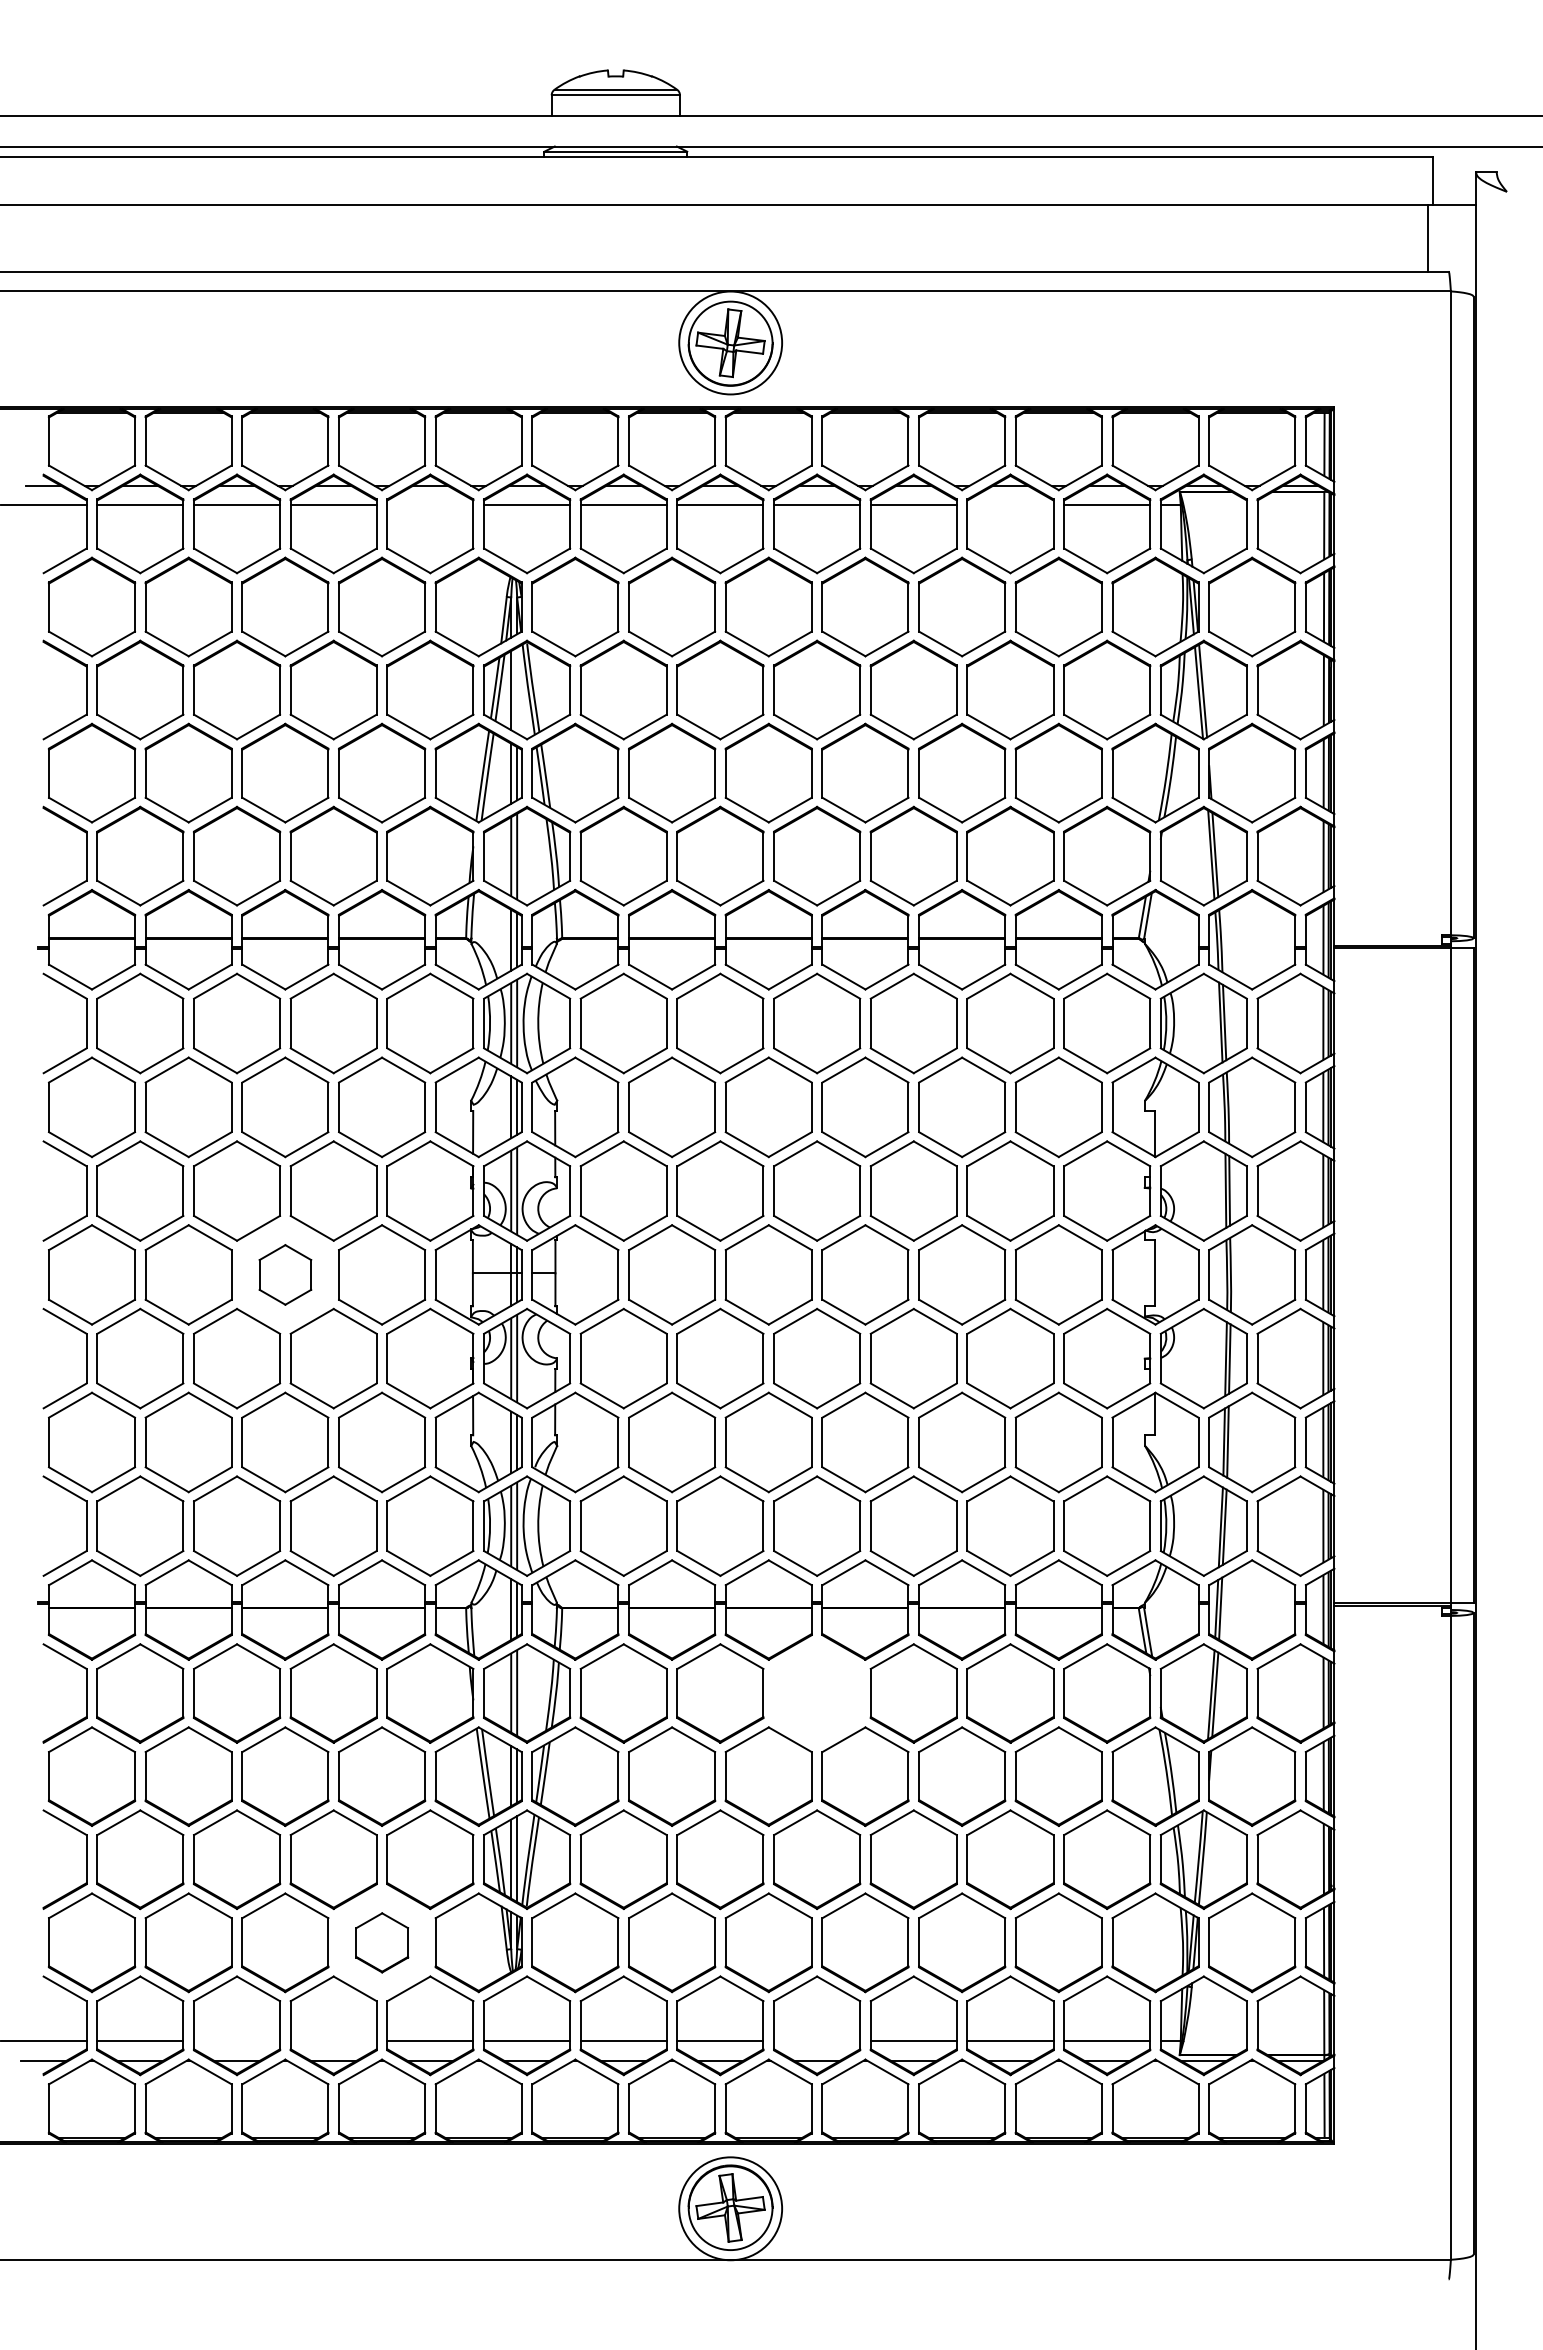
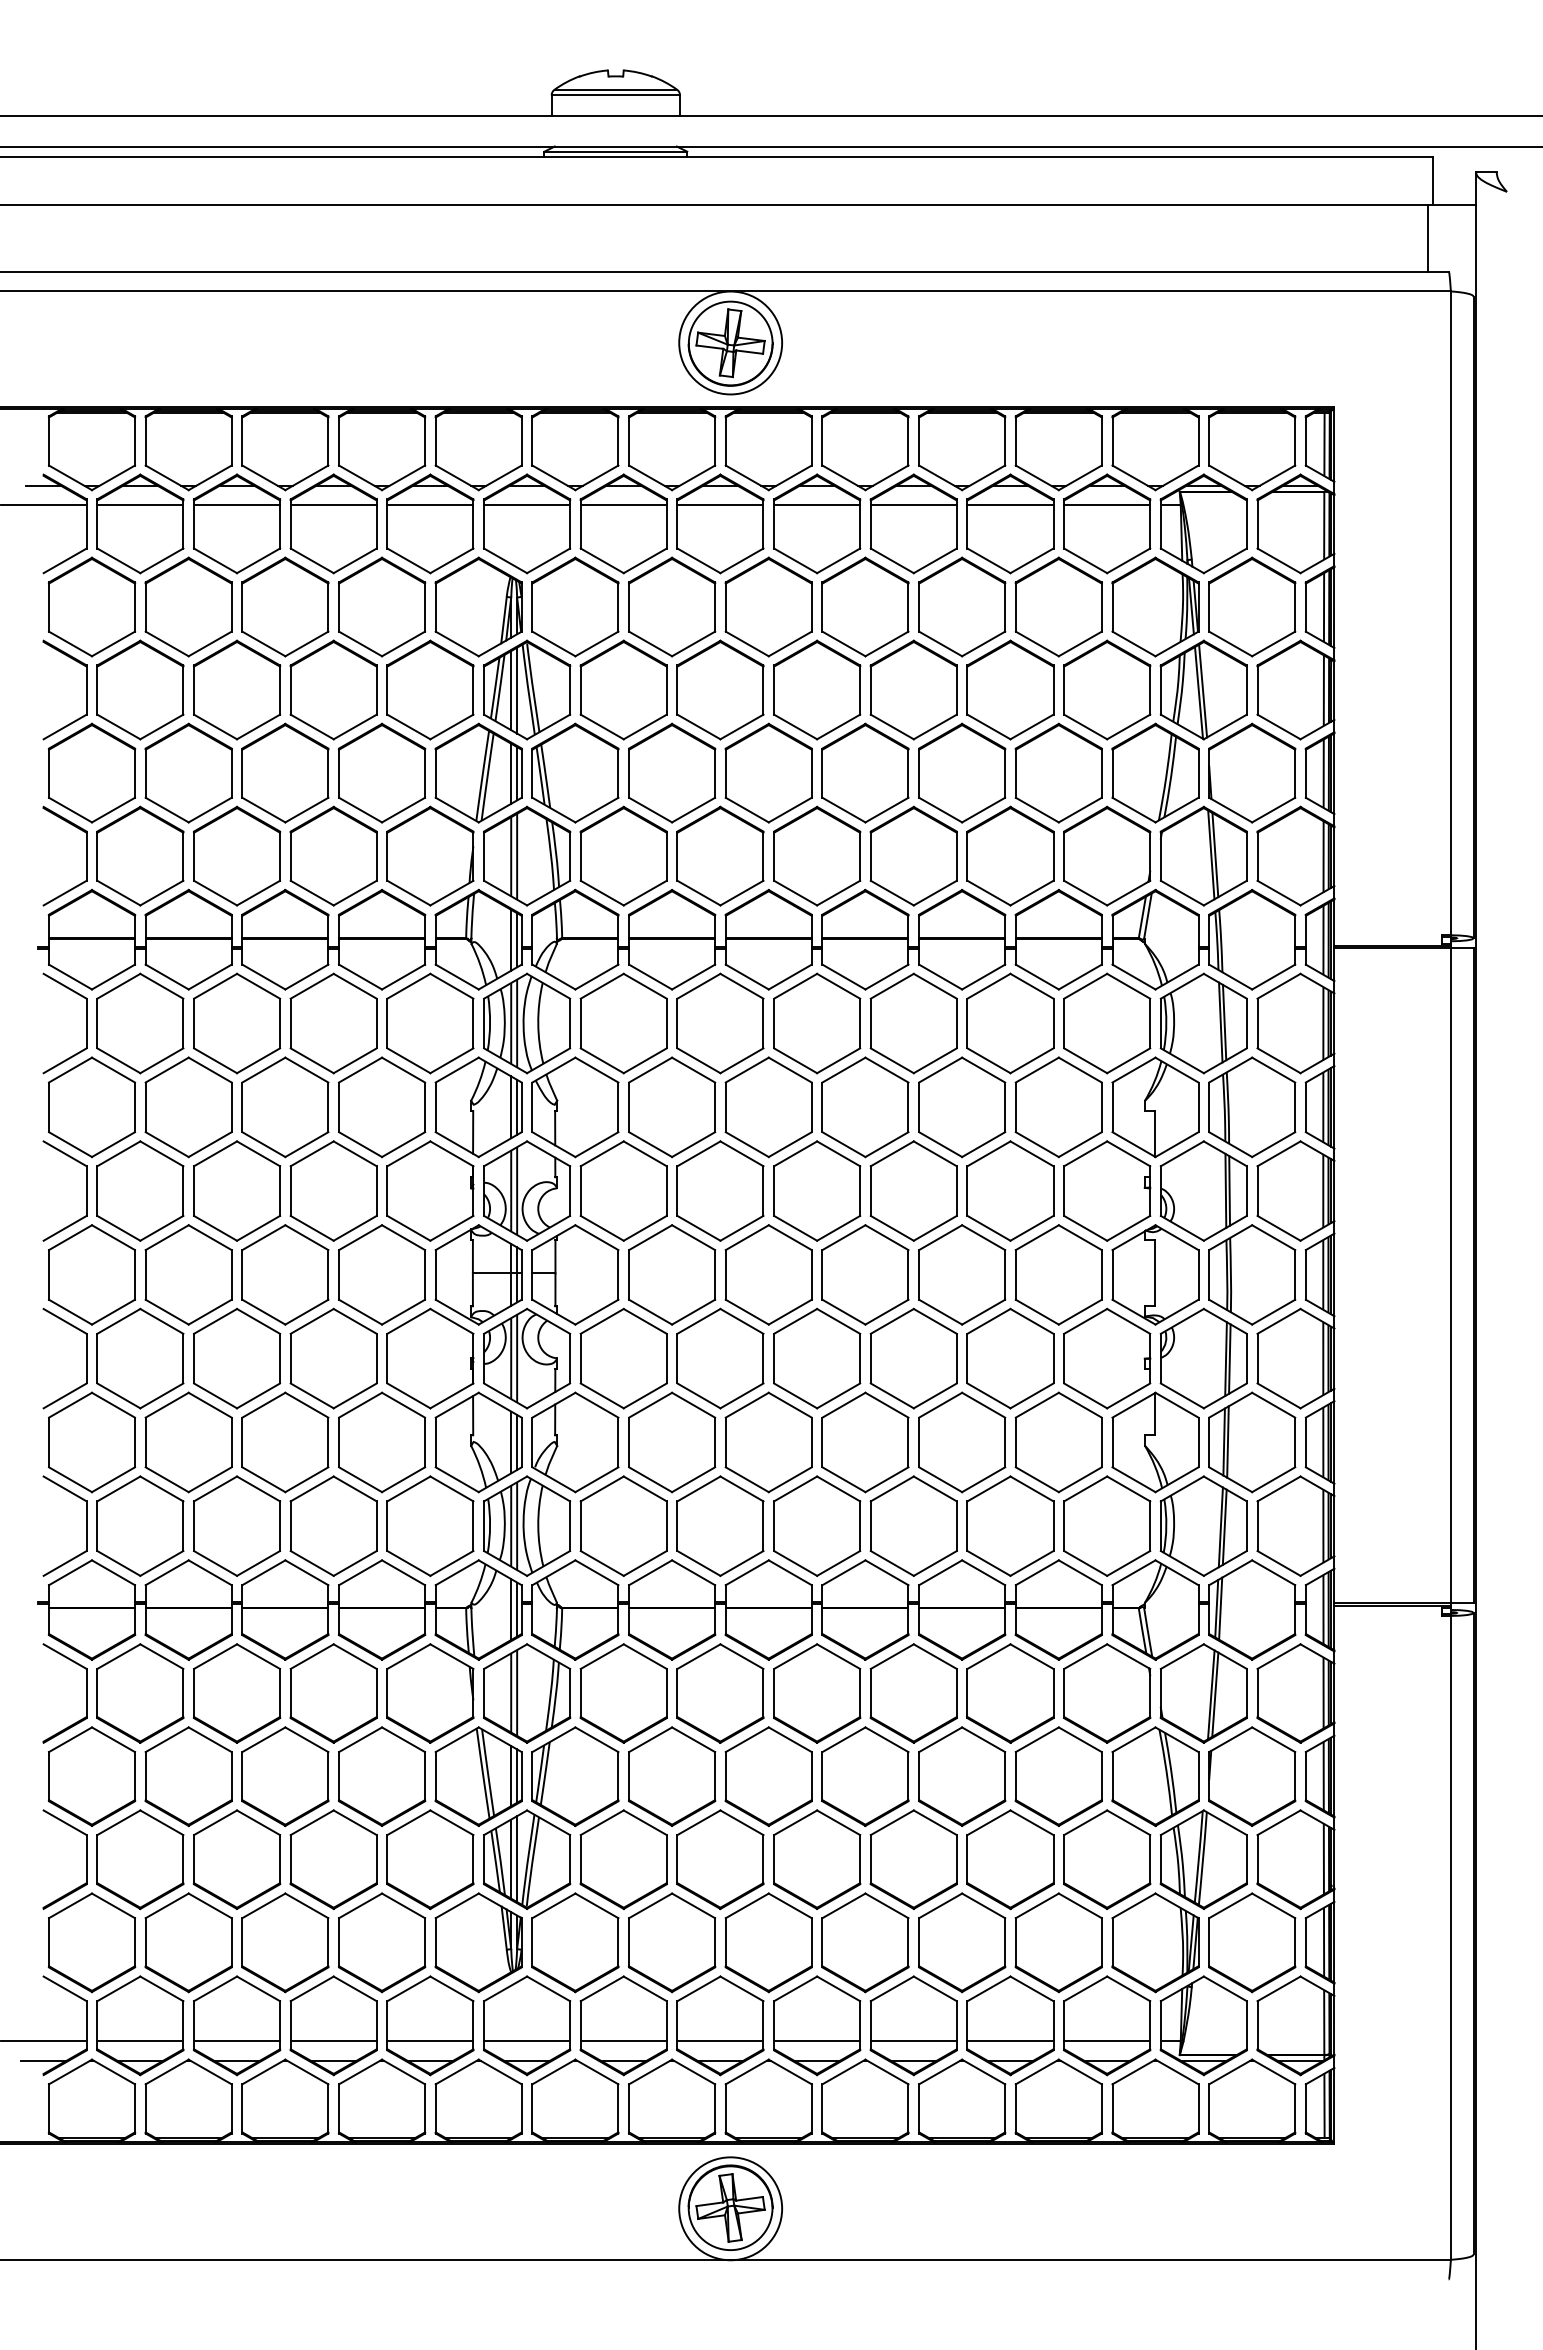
line: none -> present (430, 505)
line: none -> present (1010, 505)
line: none -> present (517, 690)
part size: 55x62 px -> 89x102 px (285, 1274)
part: none -> present (817, 1693)
part size: 55x62 px -> 89x102 px (382, 1942)
line: none -> present (237, 2041)
line: none -> present (333, 2041)
line: none -> present (817, 2041)
